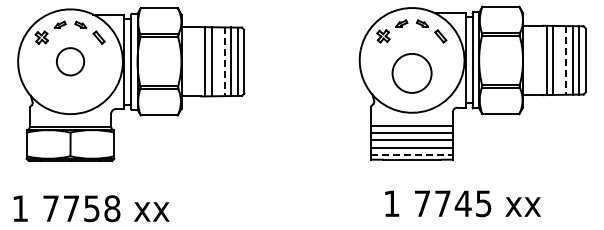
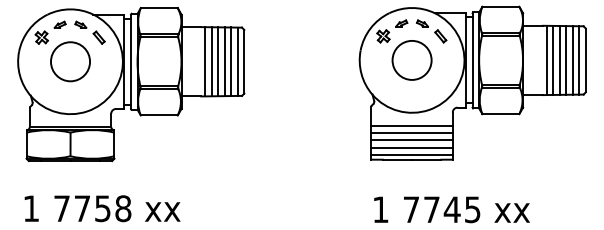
line: none -> present (559, 60)
line: dashed -> solid (566, 60)
circle diameter: 27 px -> 39 px (70, 61)
line: none -> present (218, 61)
line: dashed -> solid (224, 62)
circle position: (411, 73) -> (411, 60) (411, 60)
line: dashed -> solid (412, 154)
text position: (462, 203) -> (451, 209) (451, 209)
text position: (91, 208) -> (102, 208) (102, 208)
